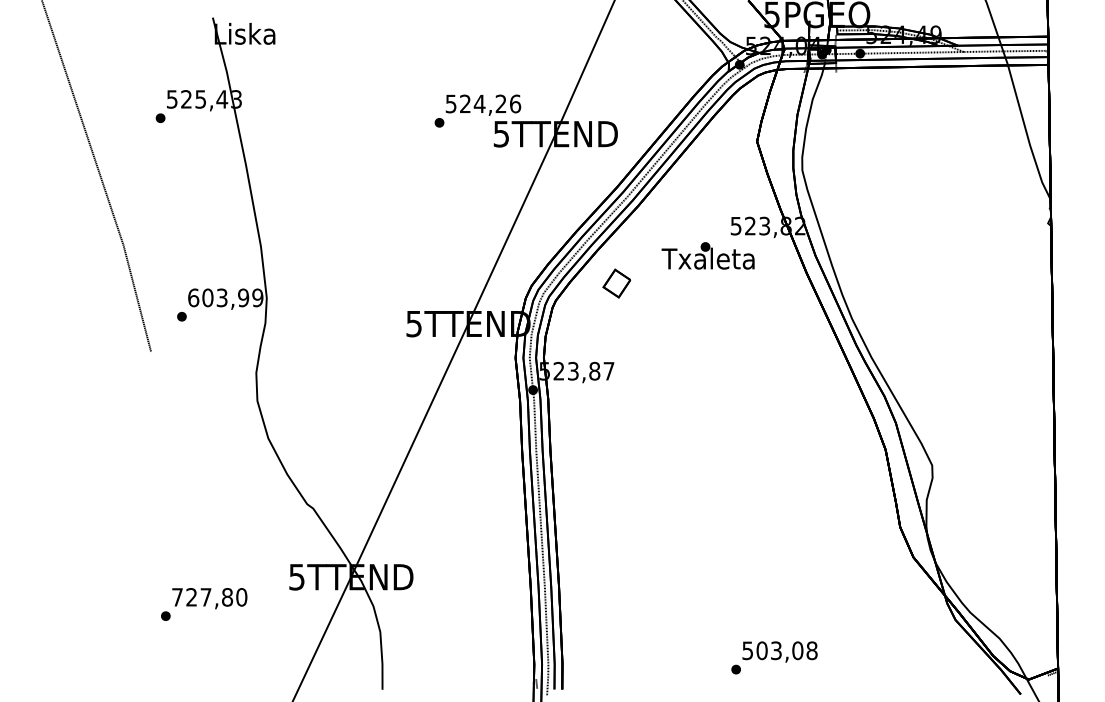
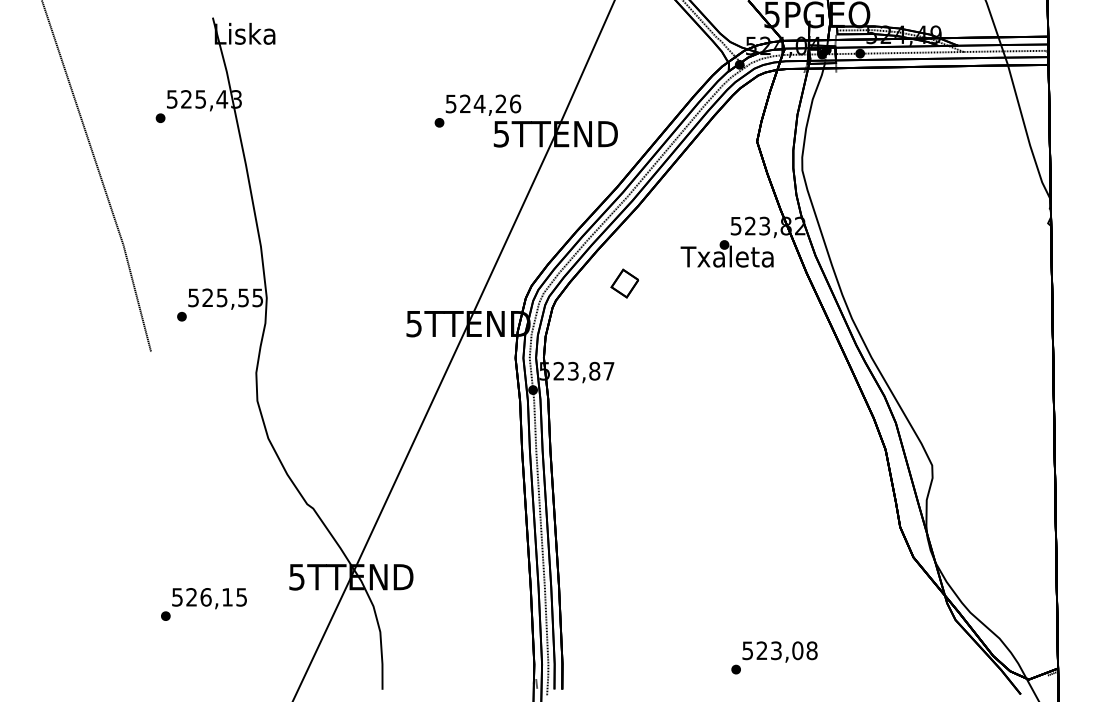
text position: (707, 255) -> (726, 253) (726, 253)
part position: (616, 283) -> (624, 283) (624, 283)
text: 603,99 -> 525,55 (225, 297)
text: 727,80 -> 526,15 (209, 597)
text: 503,08 -> 523,08 (761, 650)
